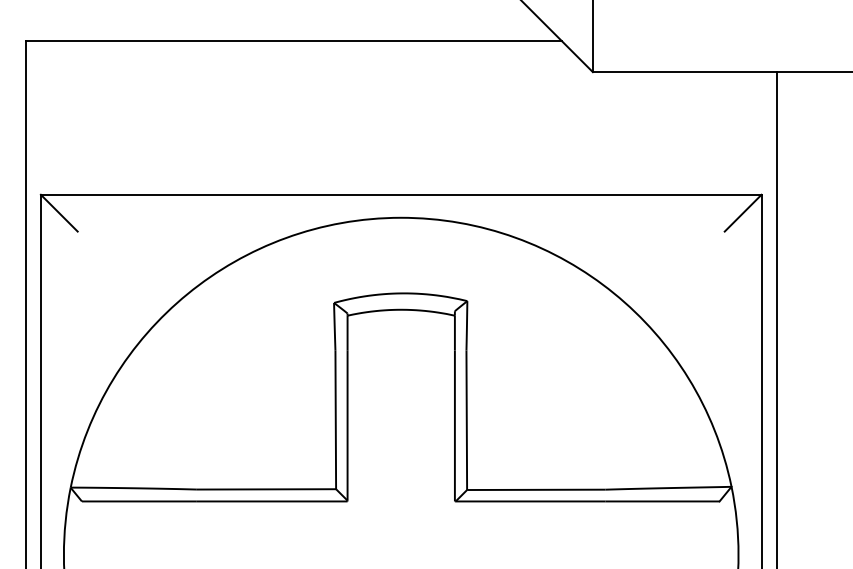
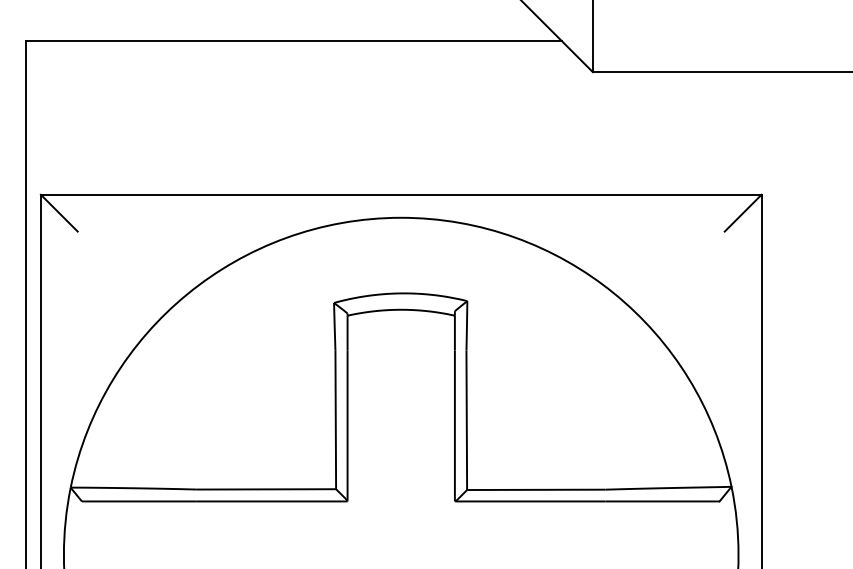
line: present -> none (776, 318)
